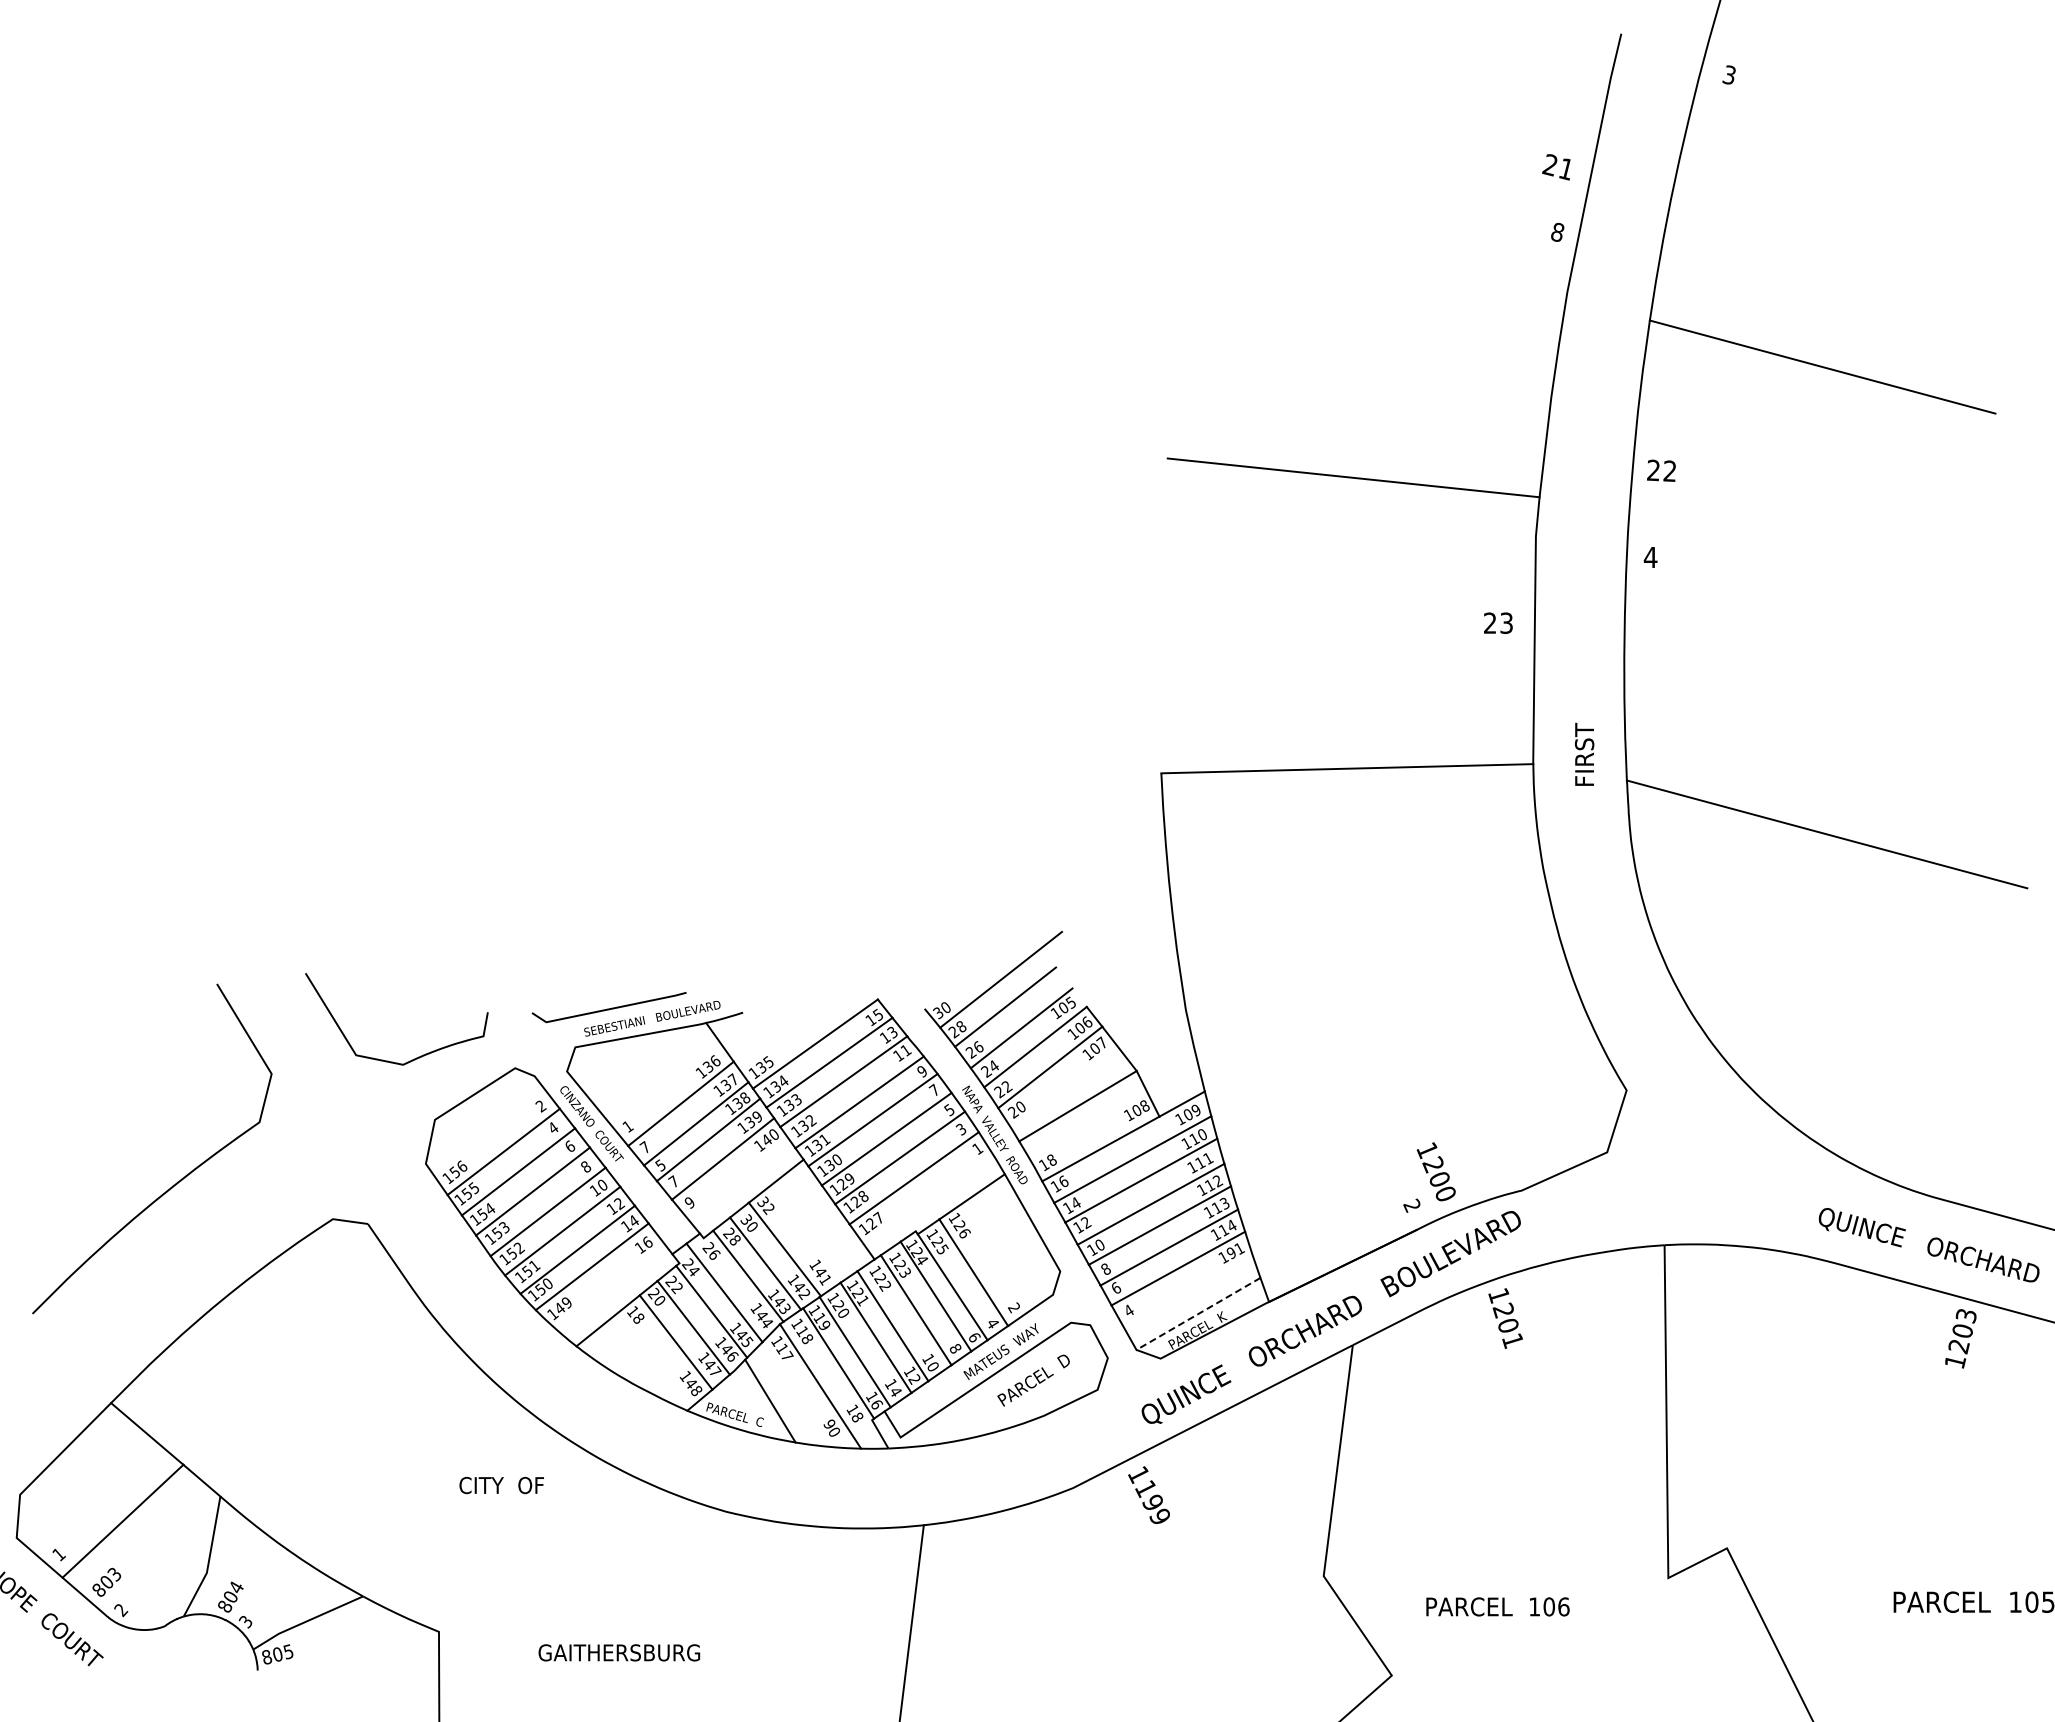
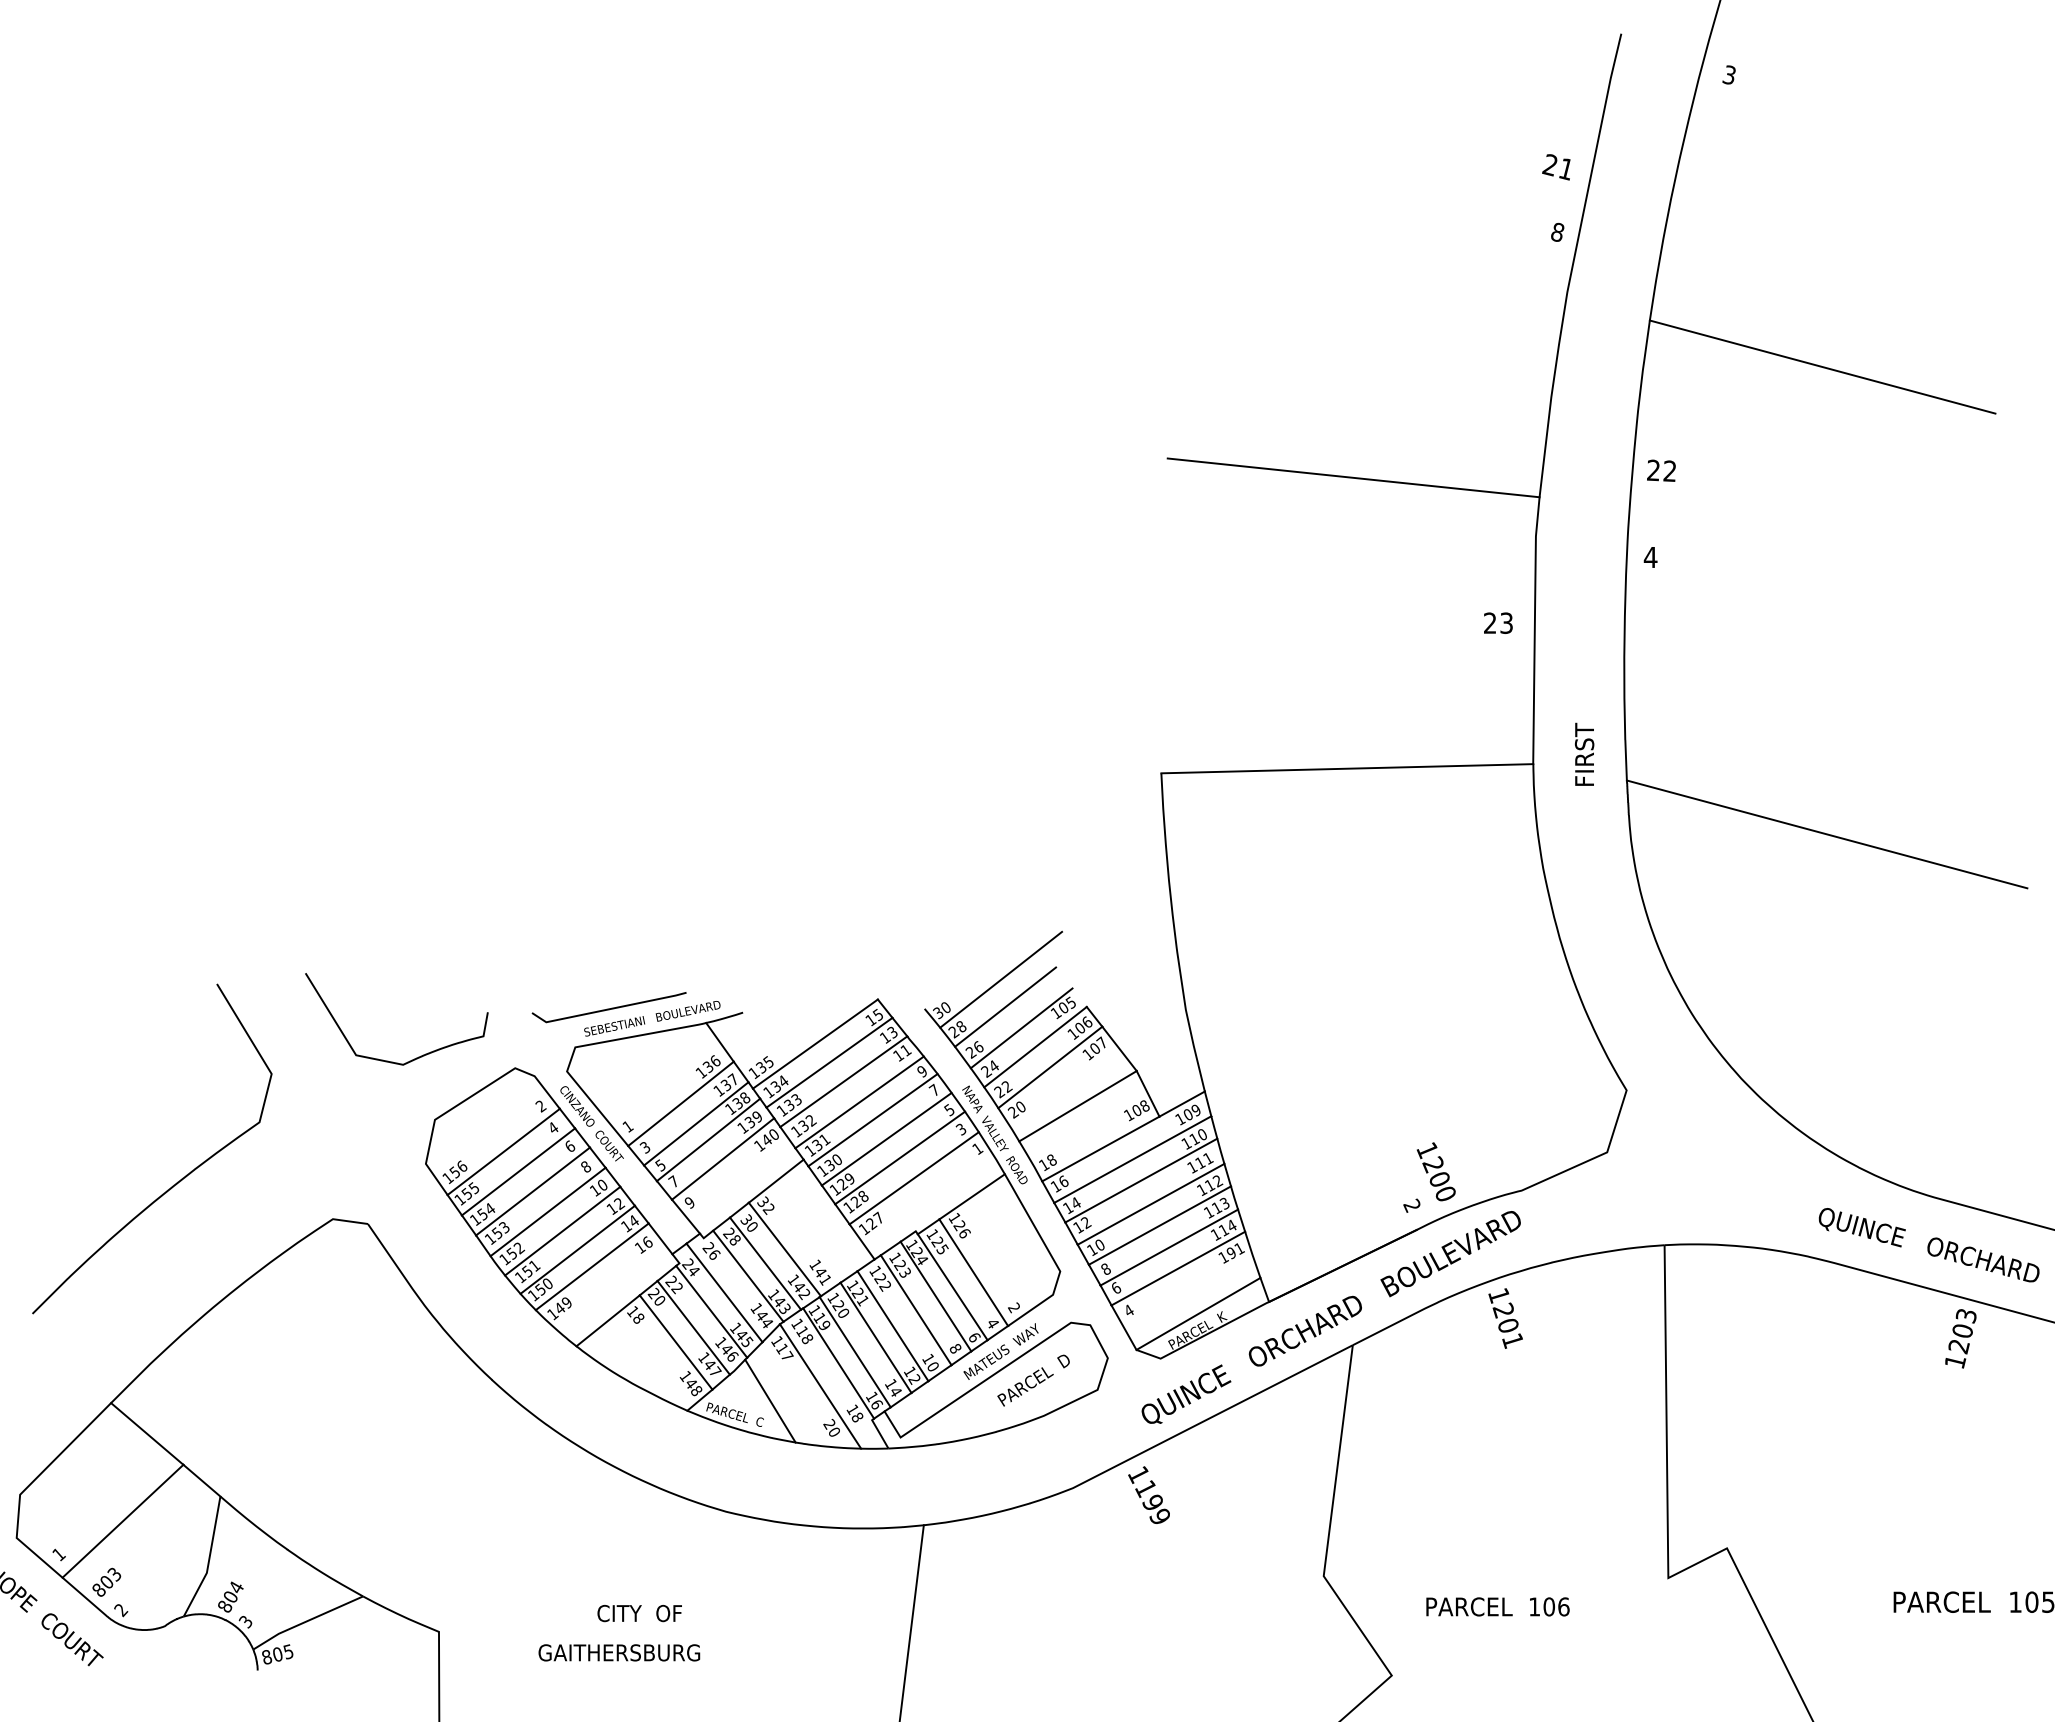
text: 7 -> 3 (644, 1147)
line: dashed -> solid (1198, 1313)
text: 90 -> 20 (828, 1424)
text position: (501, 1485) -> (639, 1613) (639, 1613)
